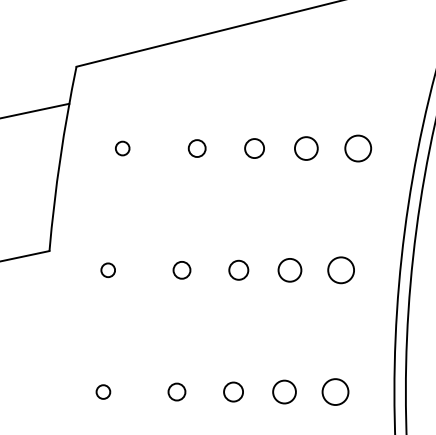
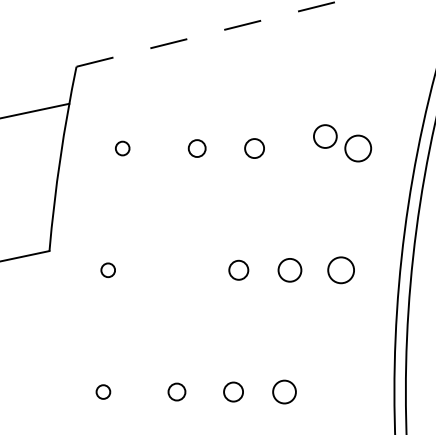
line: solid -> dashed (210, 33)
circle position: (306, 148) -> (325, 136) (325, 136)
circle: present -> none (181, 270)
circle: present -> none (335, 391)
